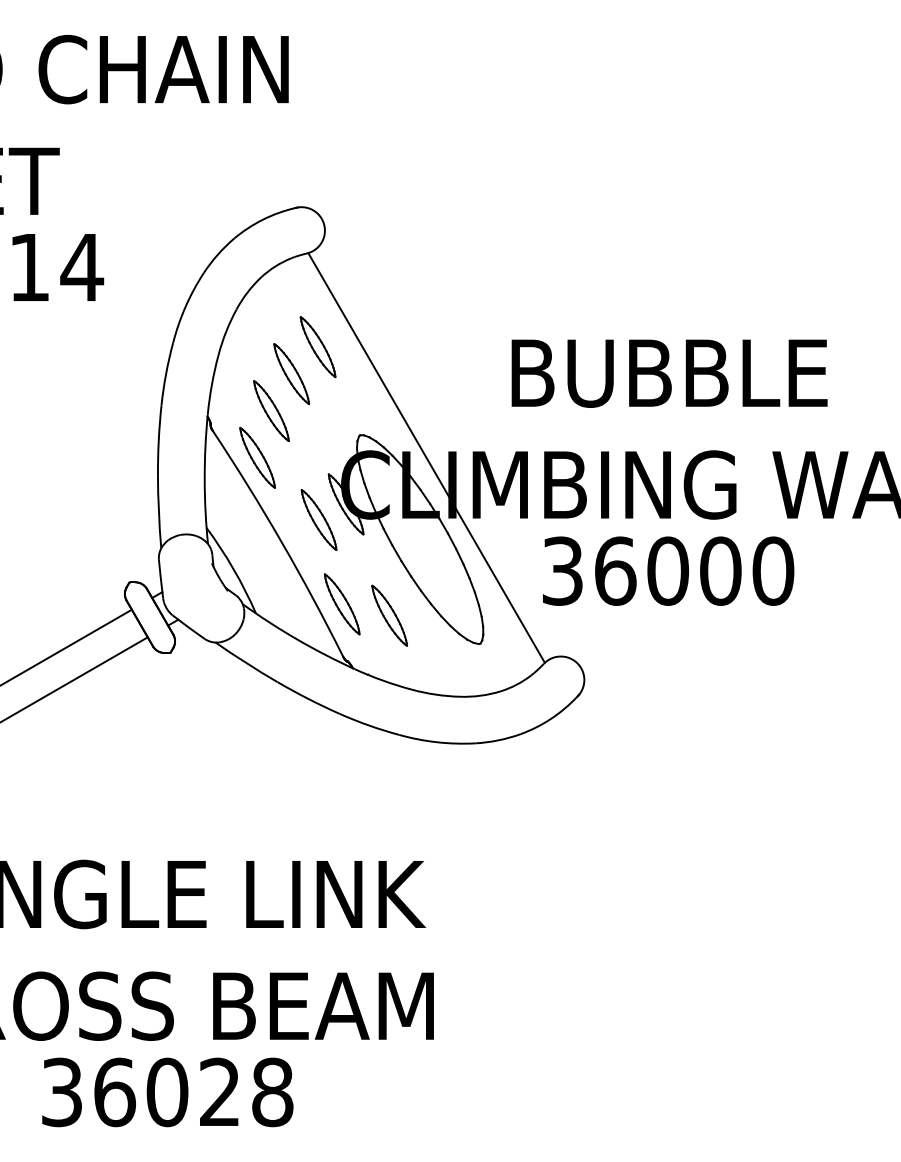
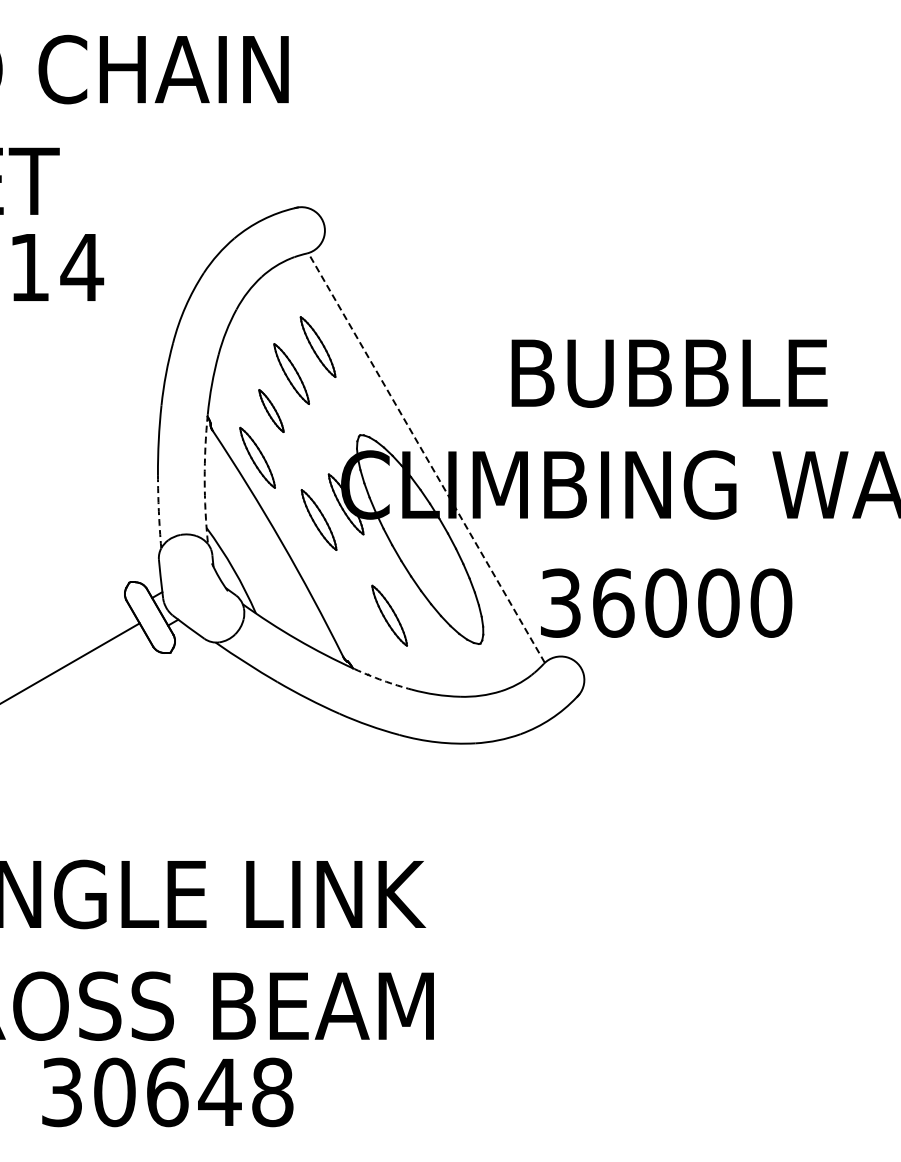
part size: 37x62 px -> 27x44 px (271, 410)
line: solid -> dashed (426, 457)
arc: solid -> dashed (204, 479)
arc: solid -> dashed (158, 511)
text position: (668, 570) -> (666, 602) (666, 602)
part: present -> none (341, 604)
line: present -> none (66, 646)
line position: (74, 679) -> (70, 662) (70, 662)
arc: solid -> dashed (382, 680)
text: 36028 -> 30648 (167, 1092)
